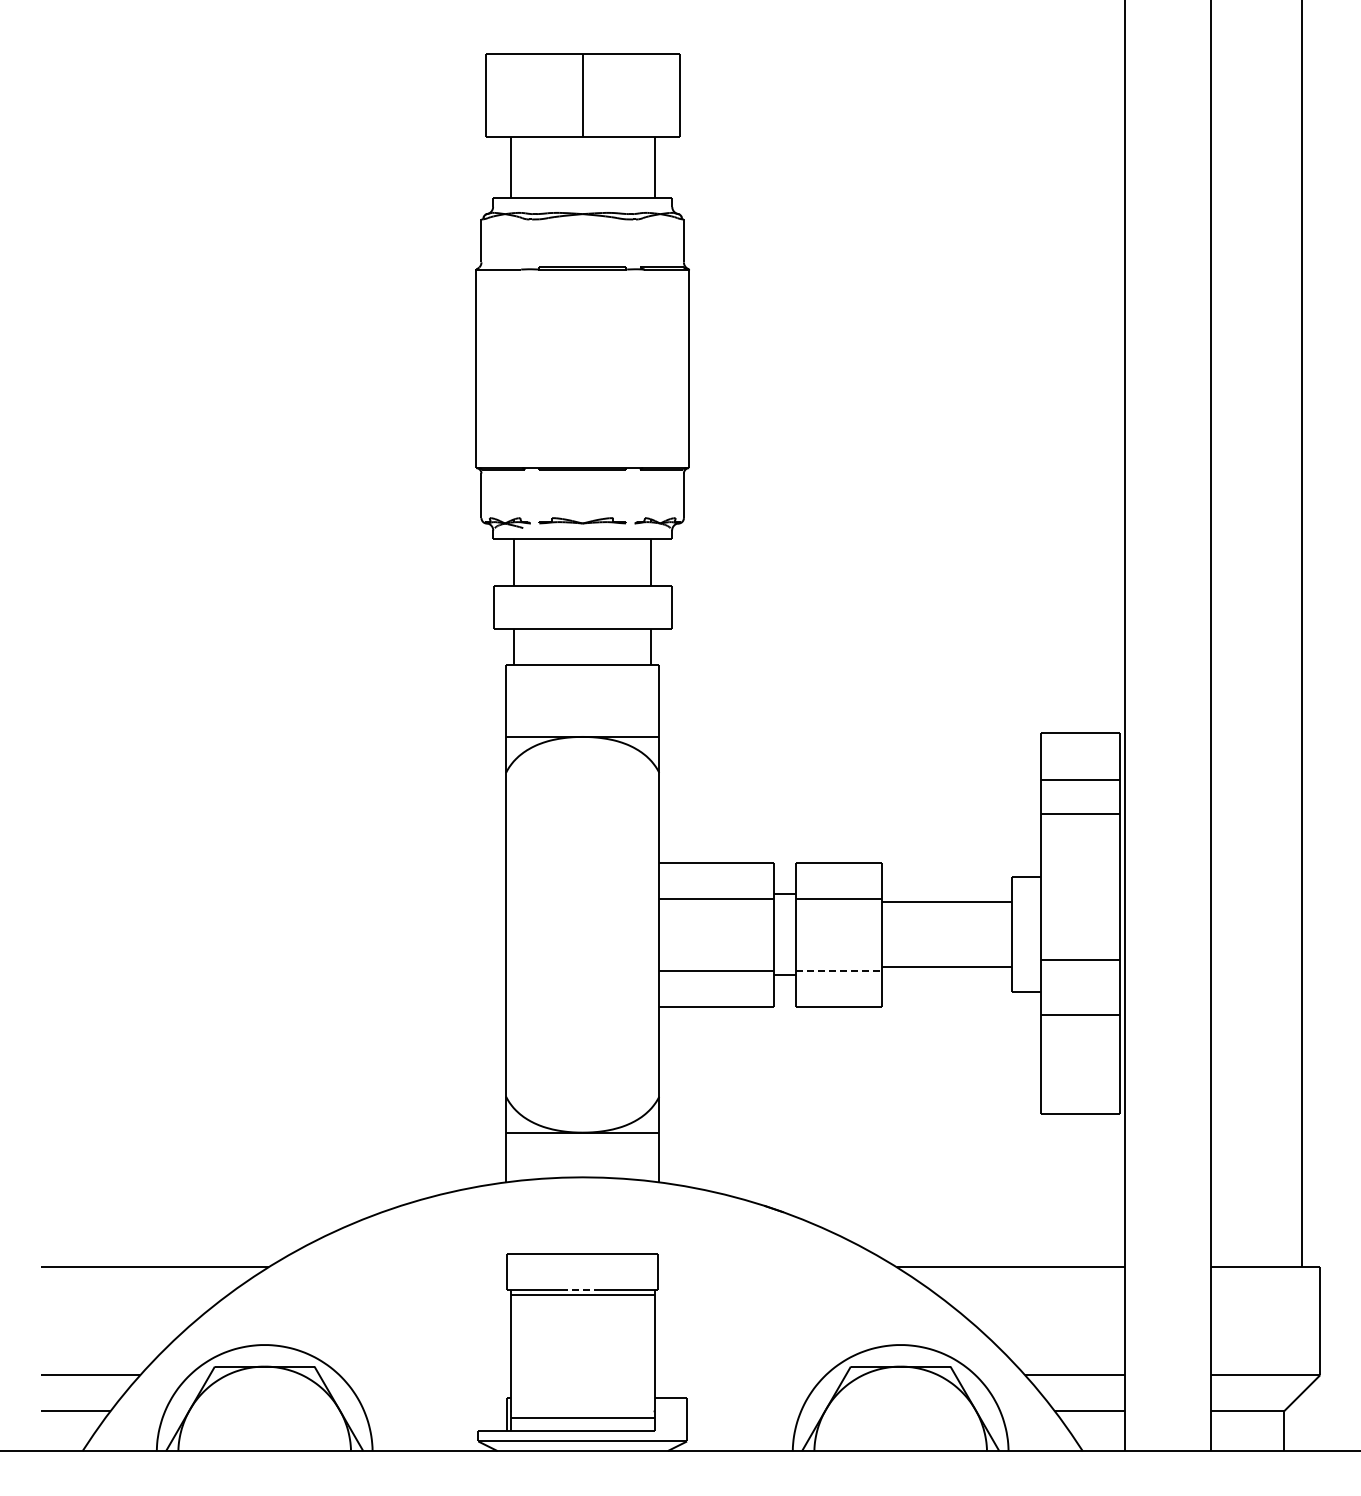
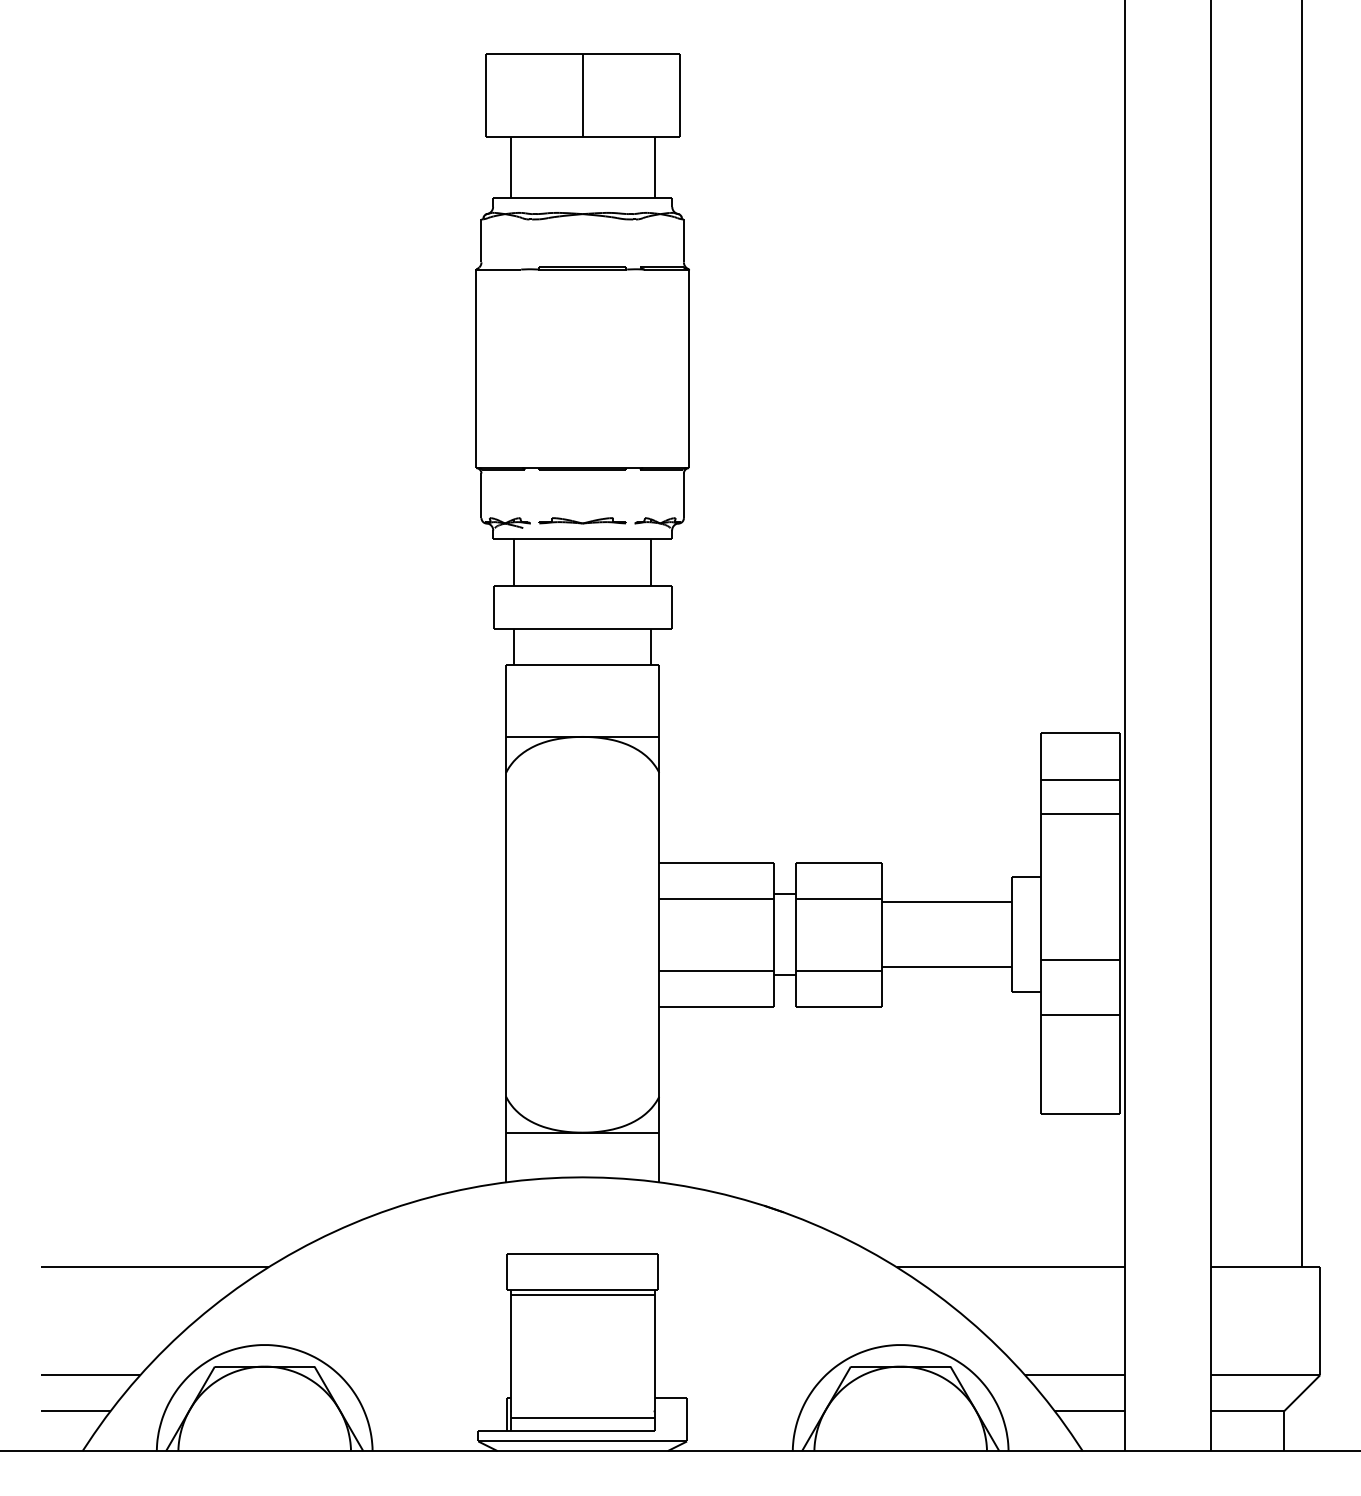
line: dashed -> solid (839, 970)
line: dashed -> solid (582, 1290)
